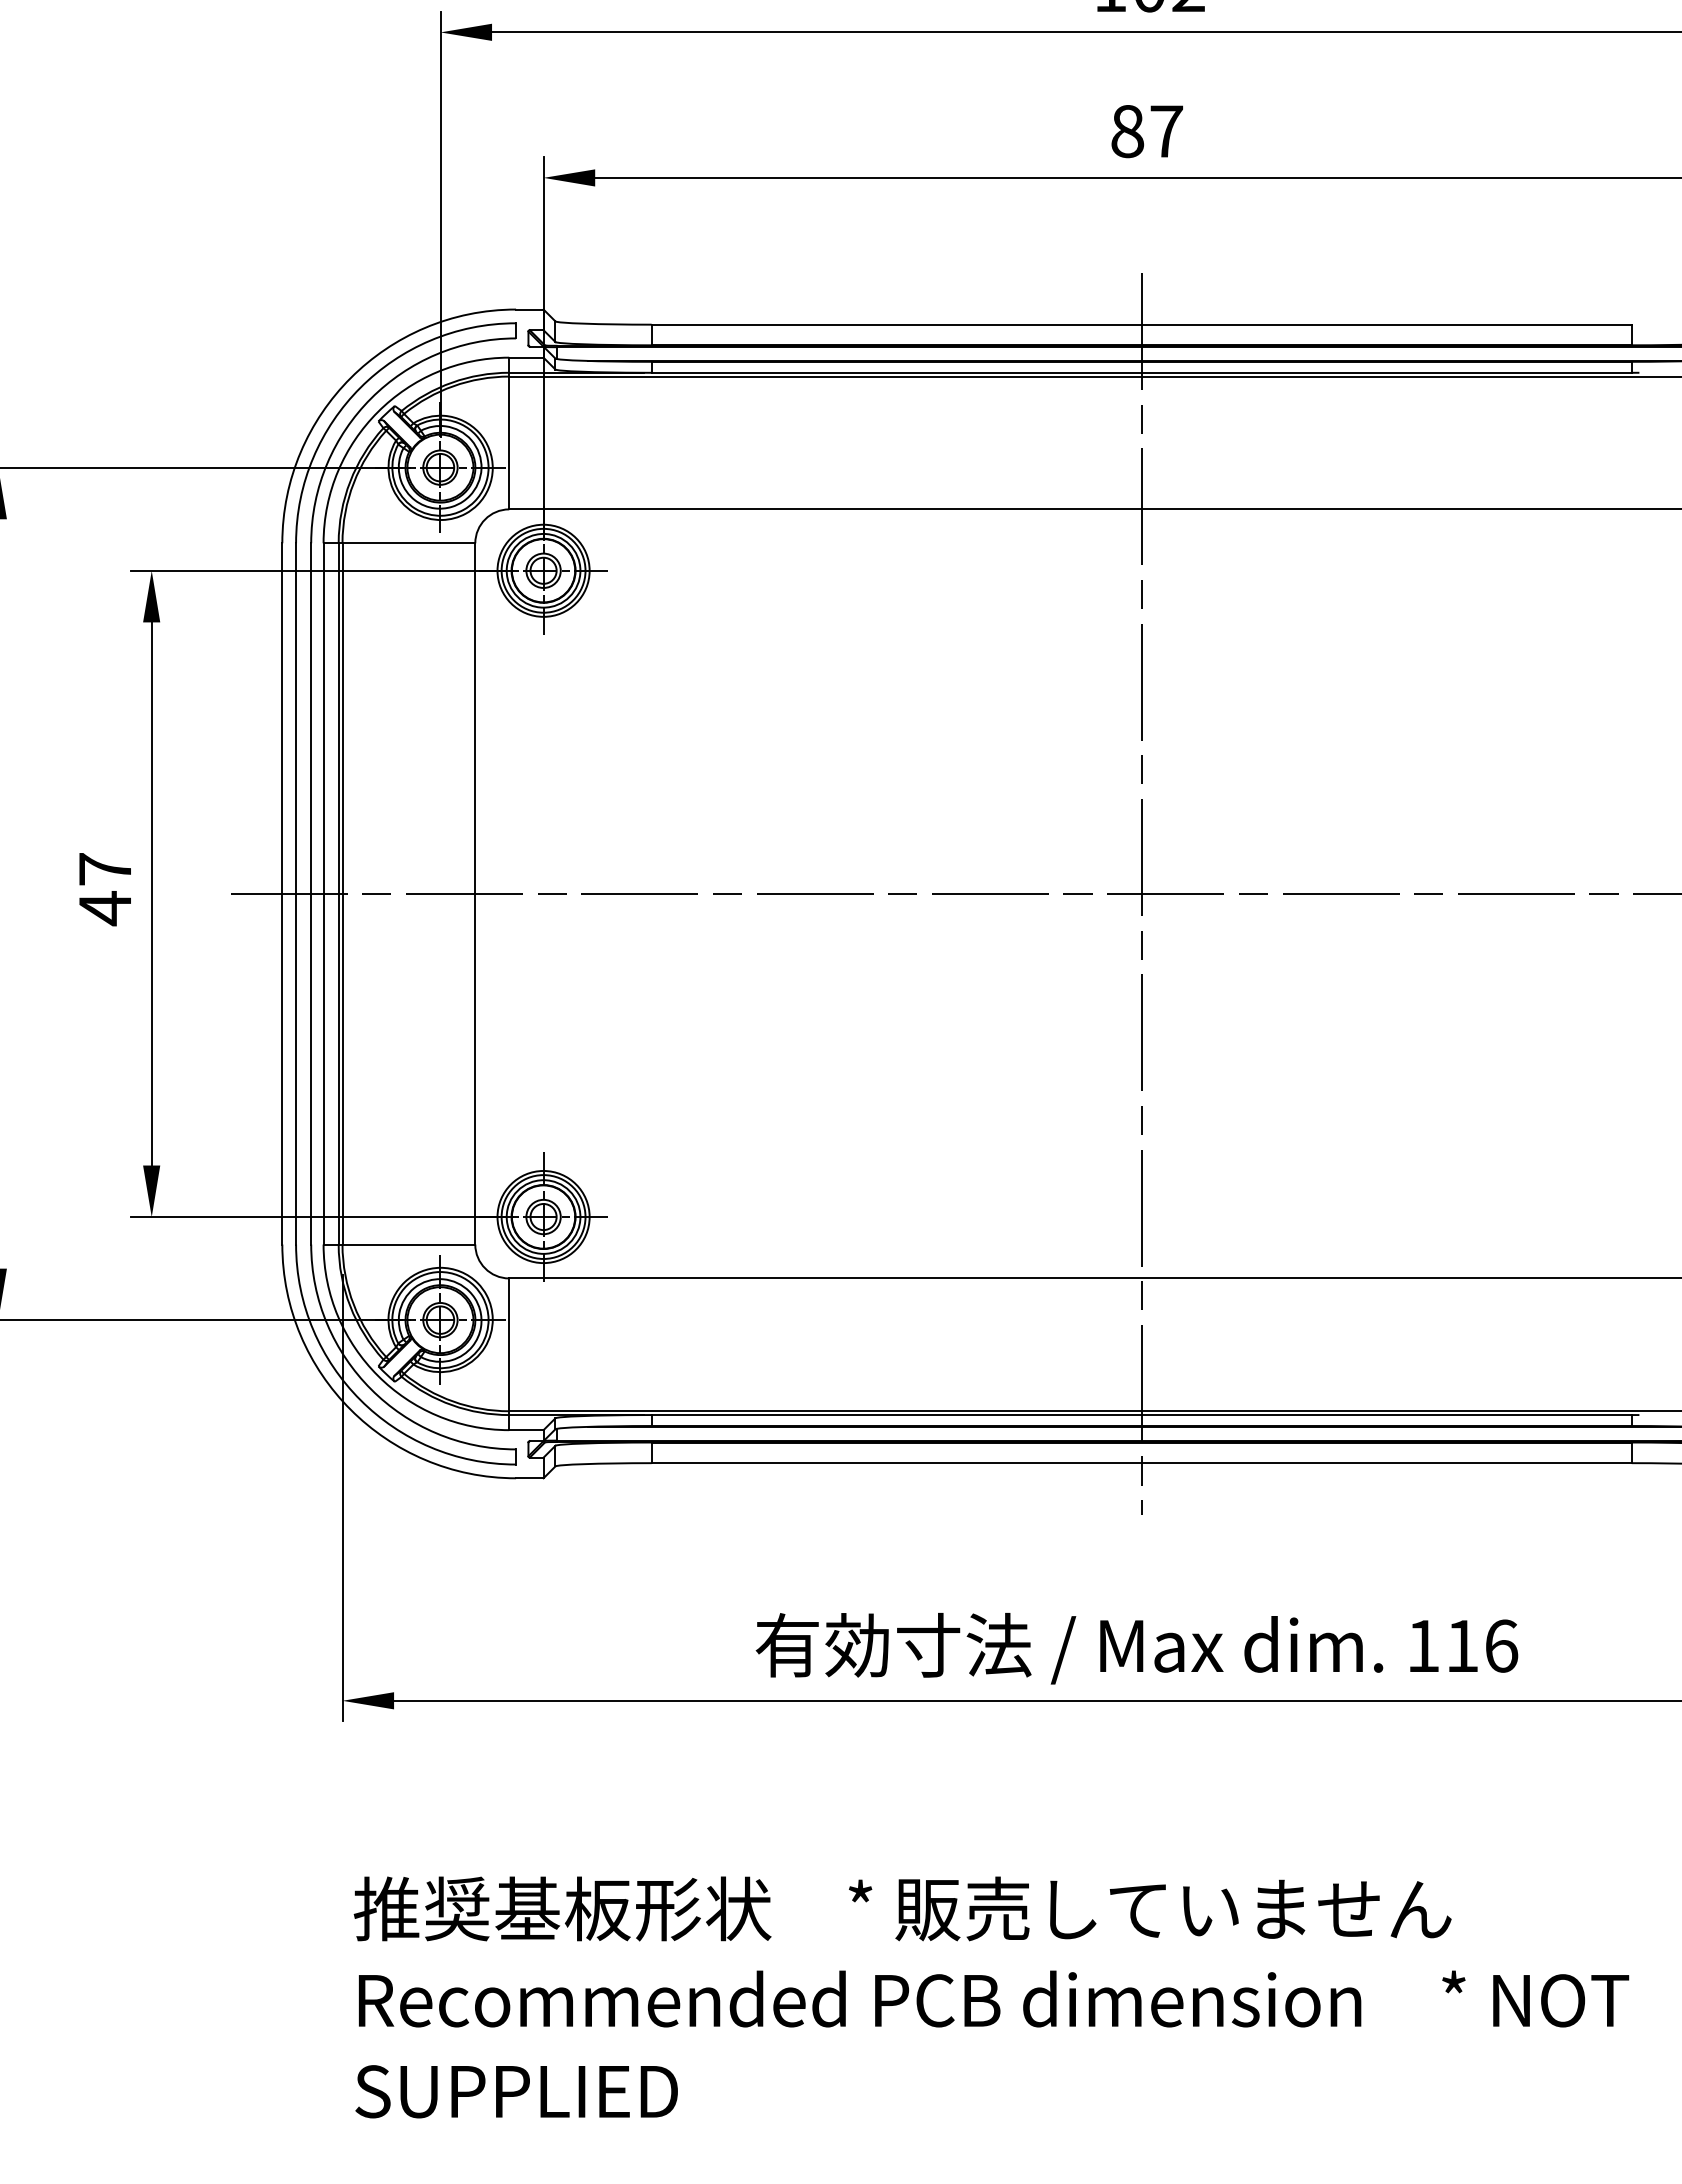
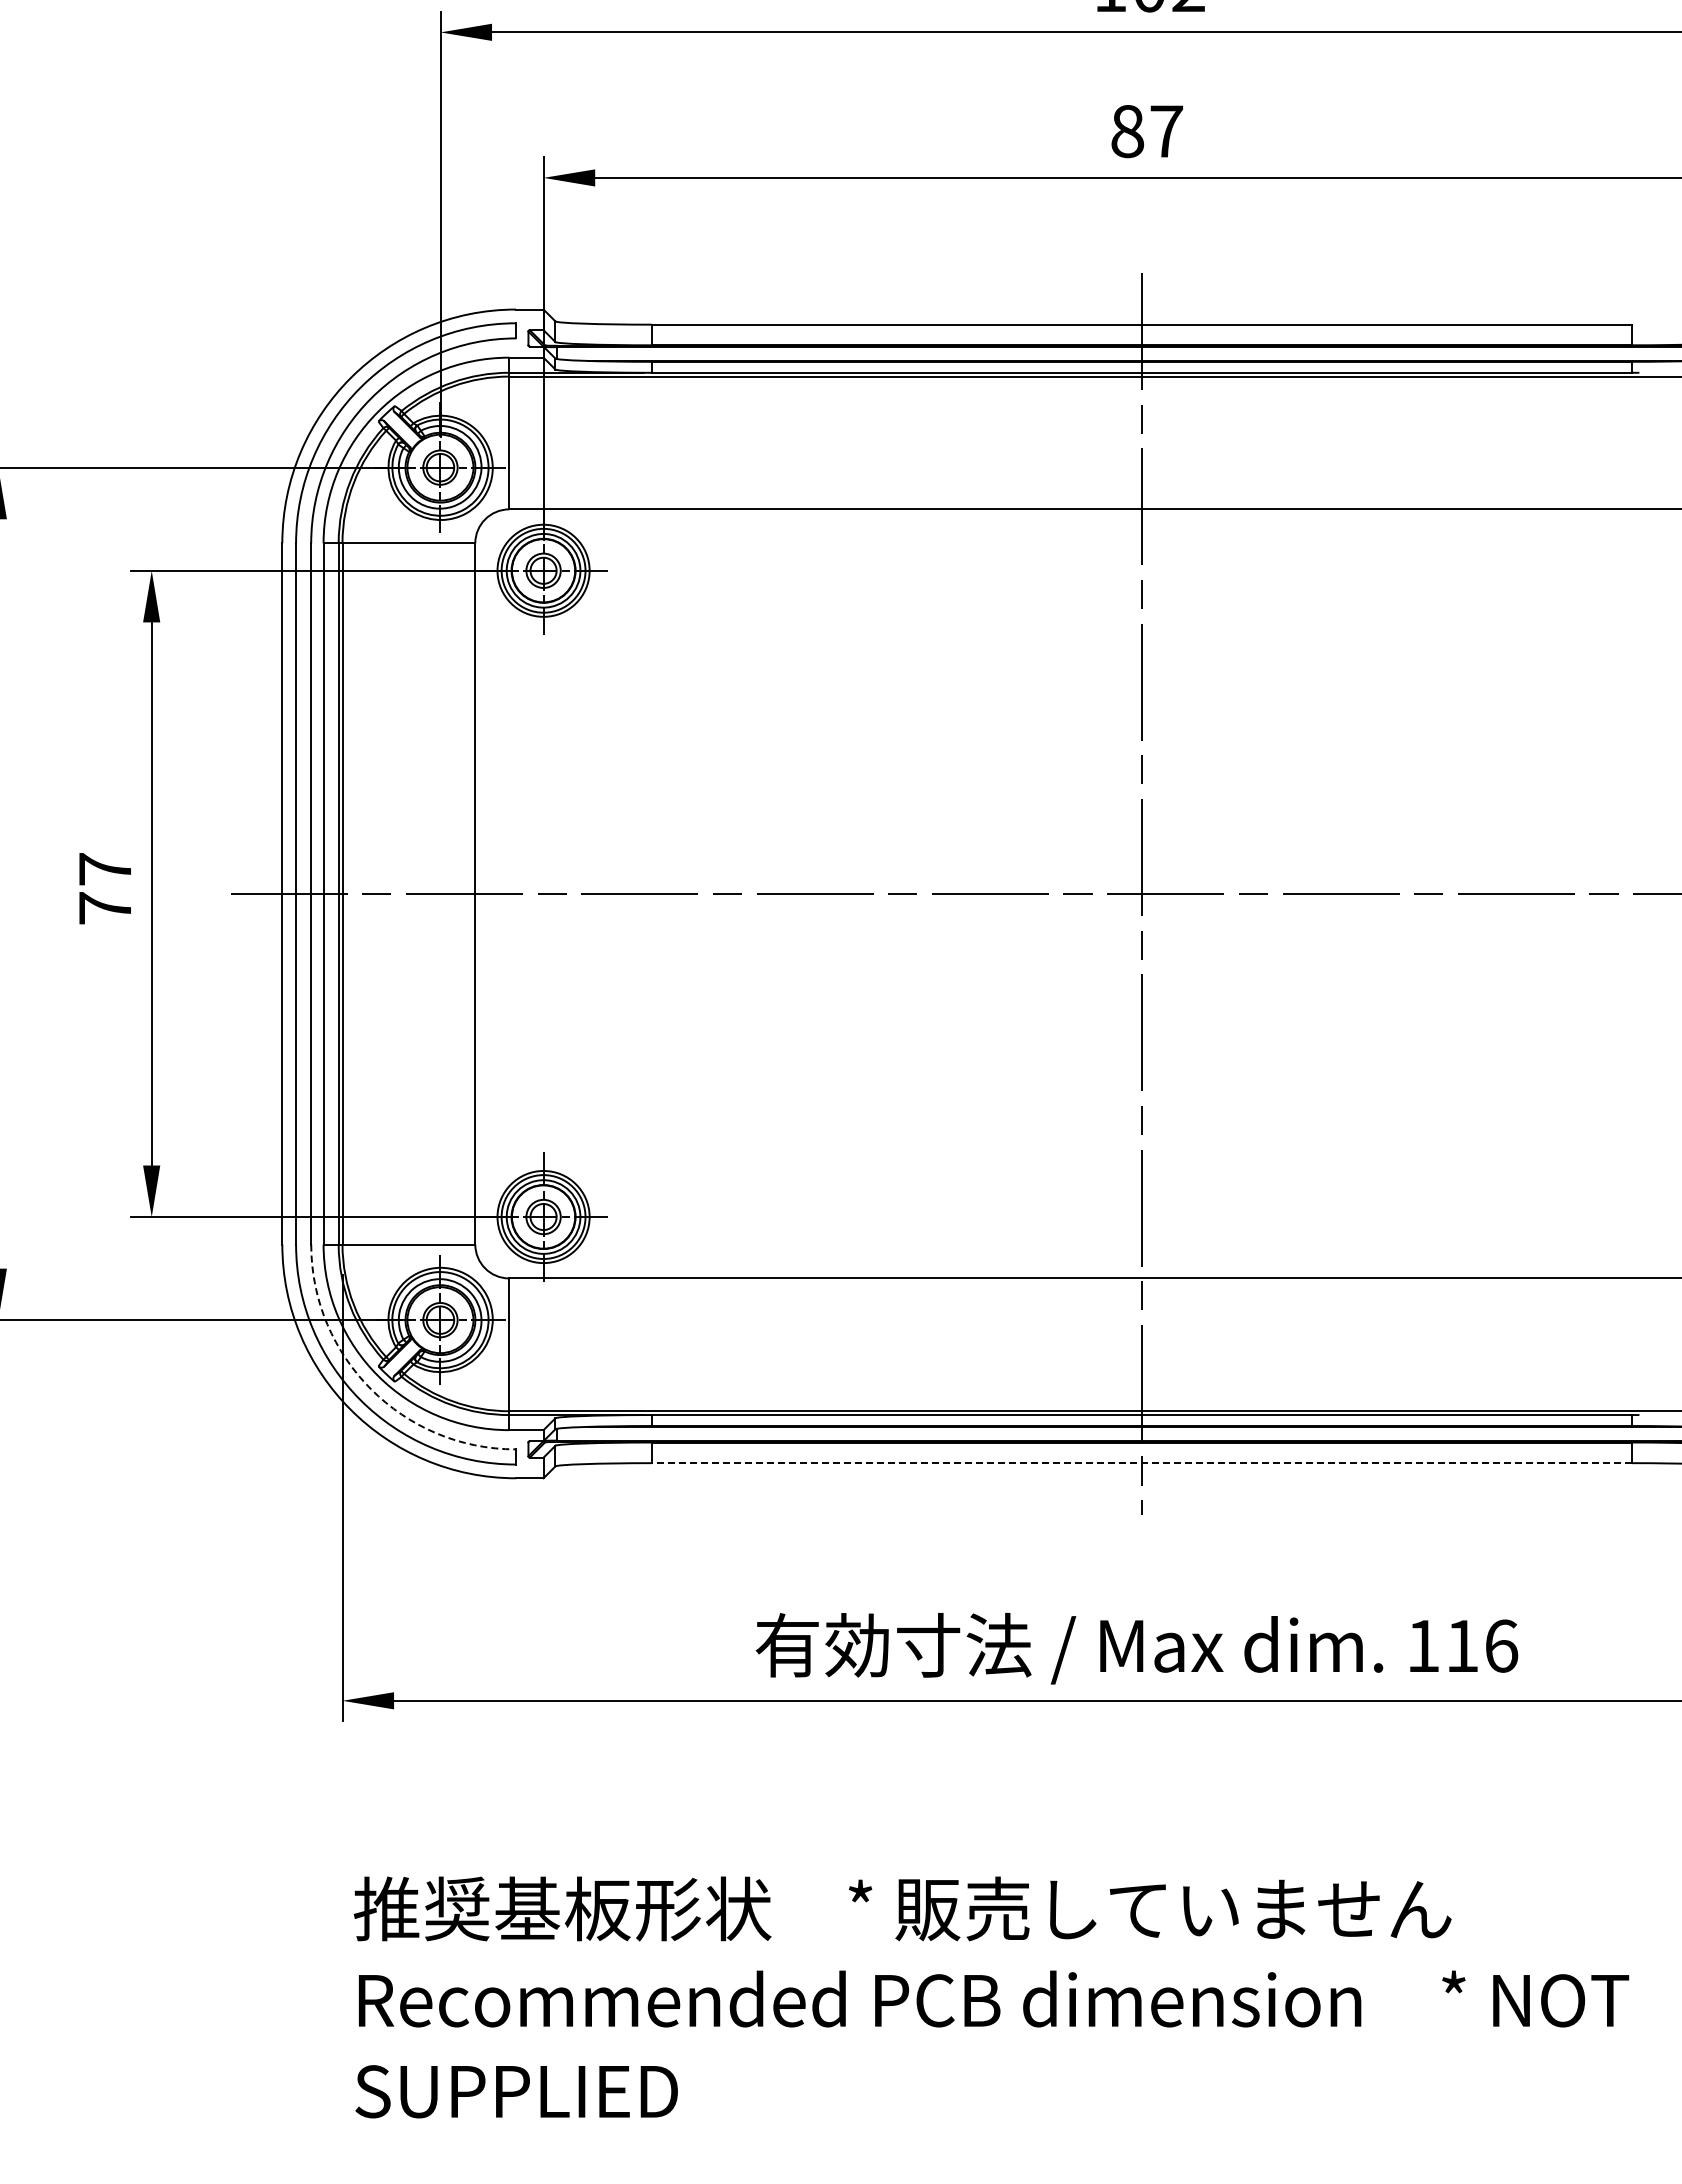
text: 47 -> 77 (104, 908)
arc: solid -> dashed (371, 1389)
line: solid -> dashed (1141, 1463)
